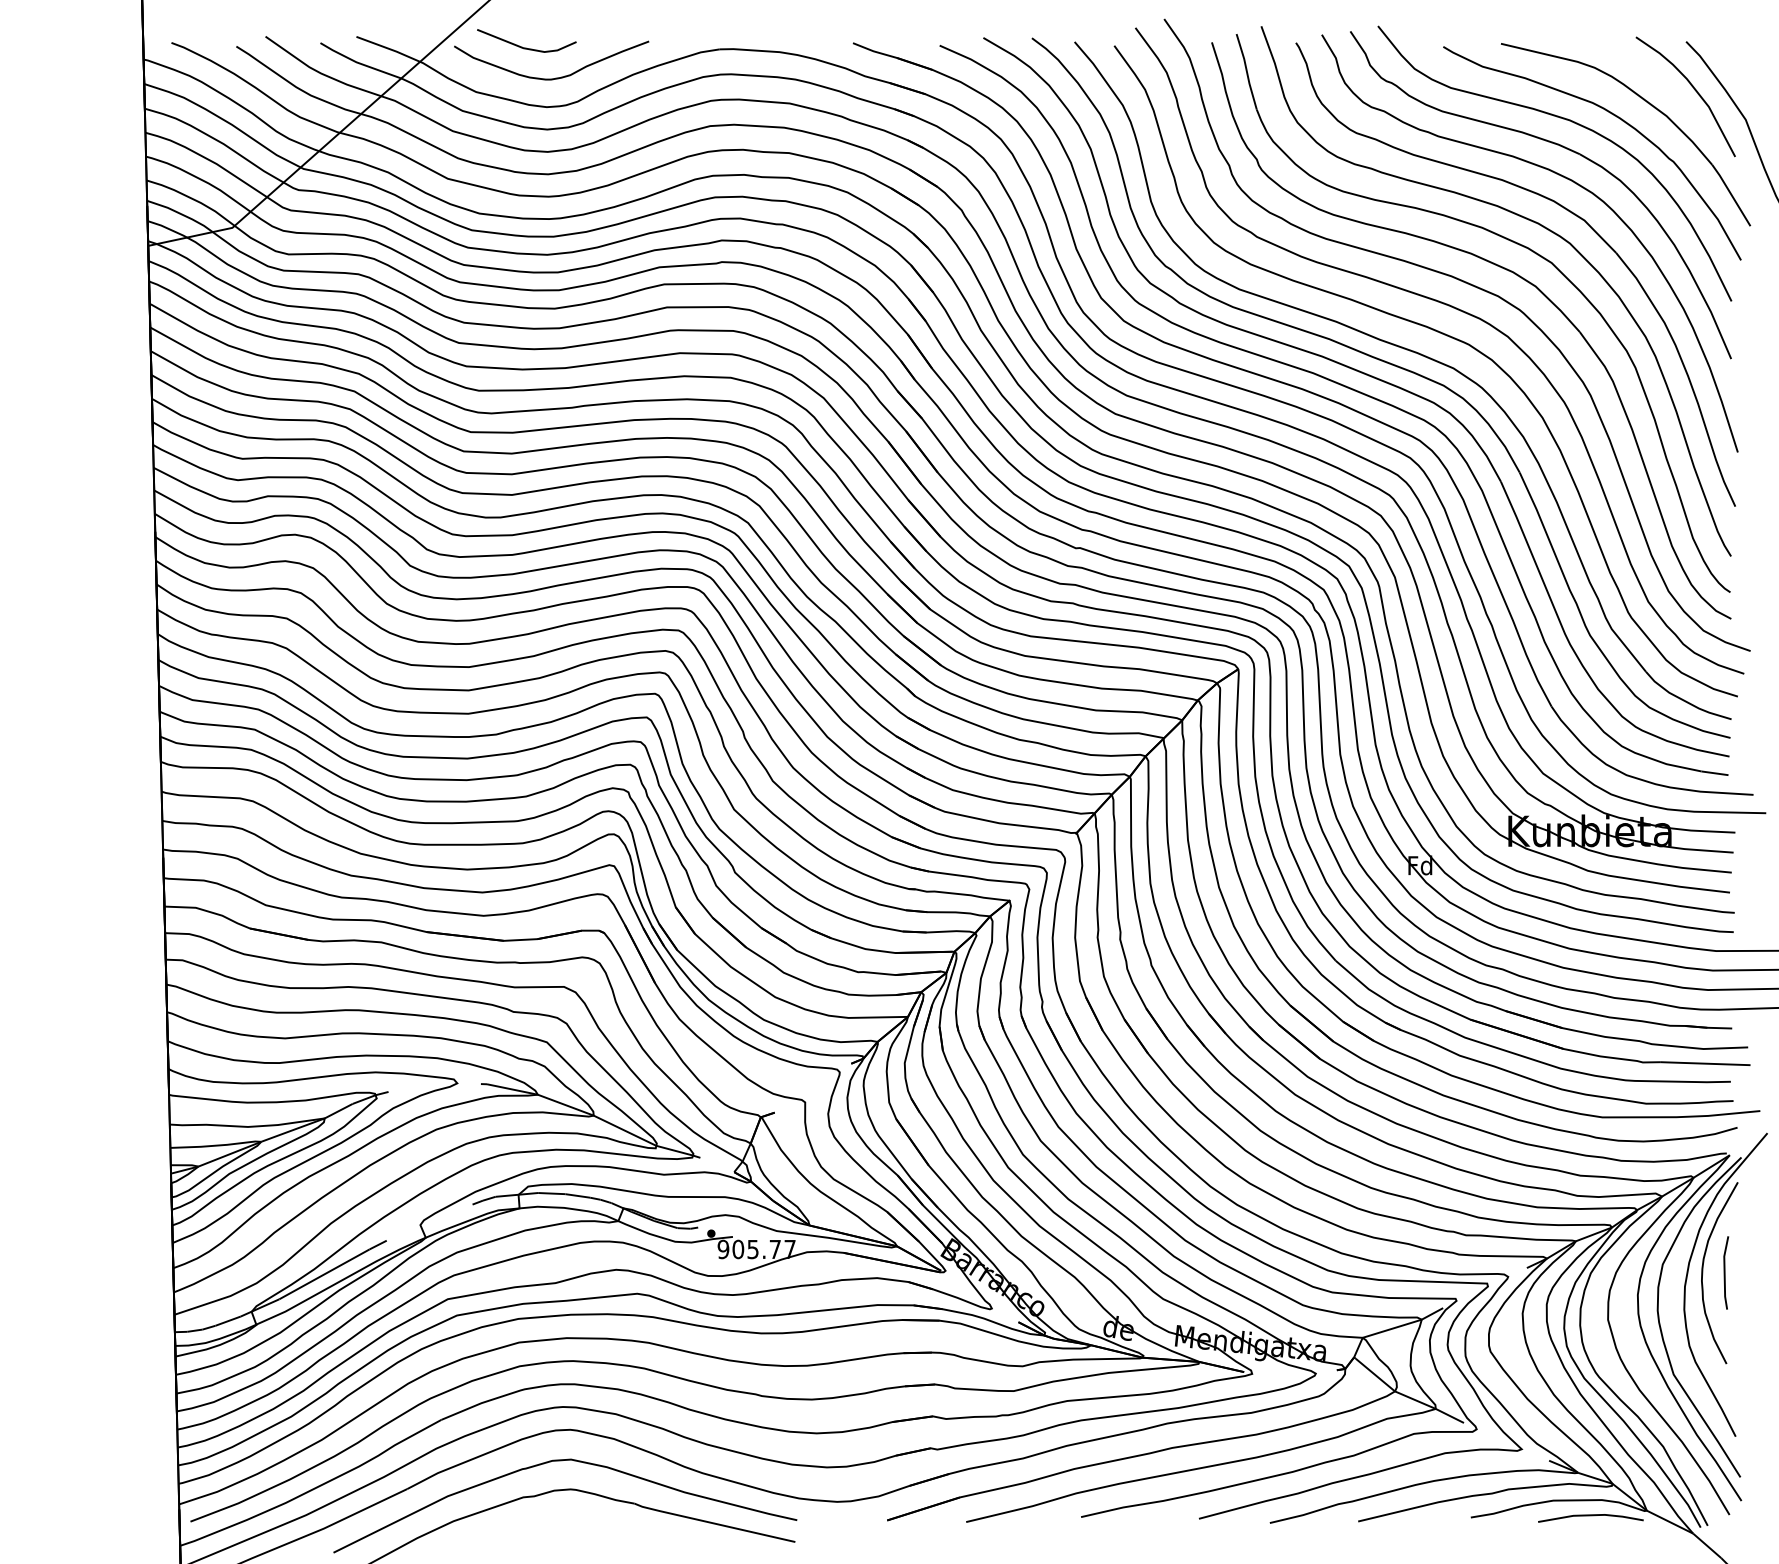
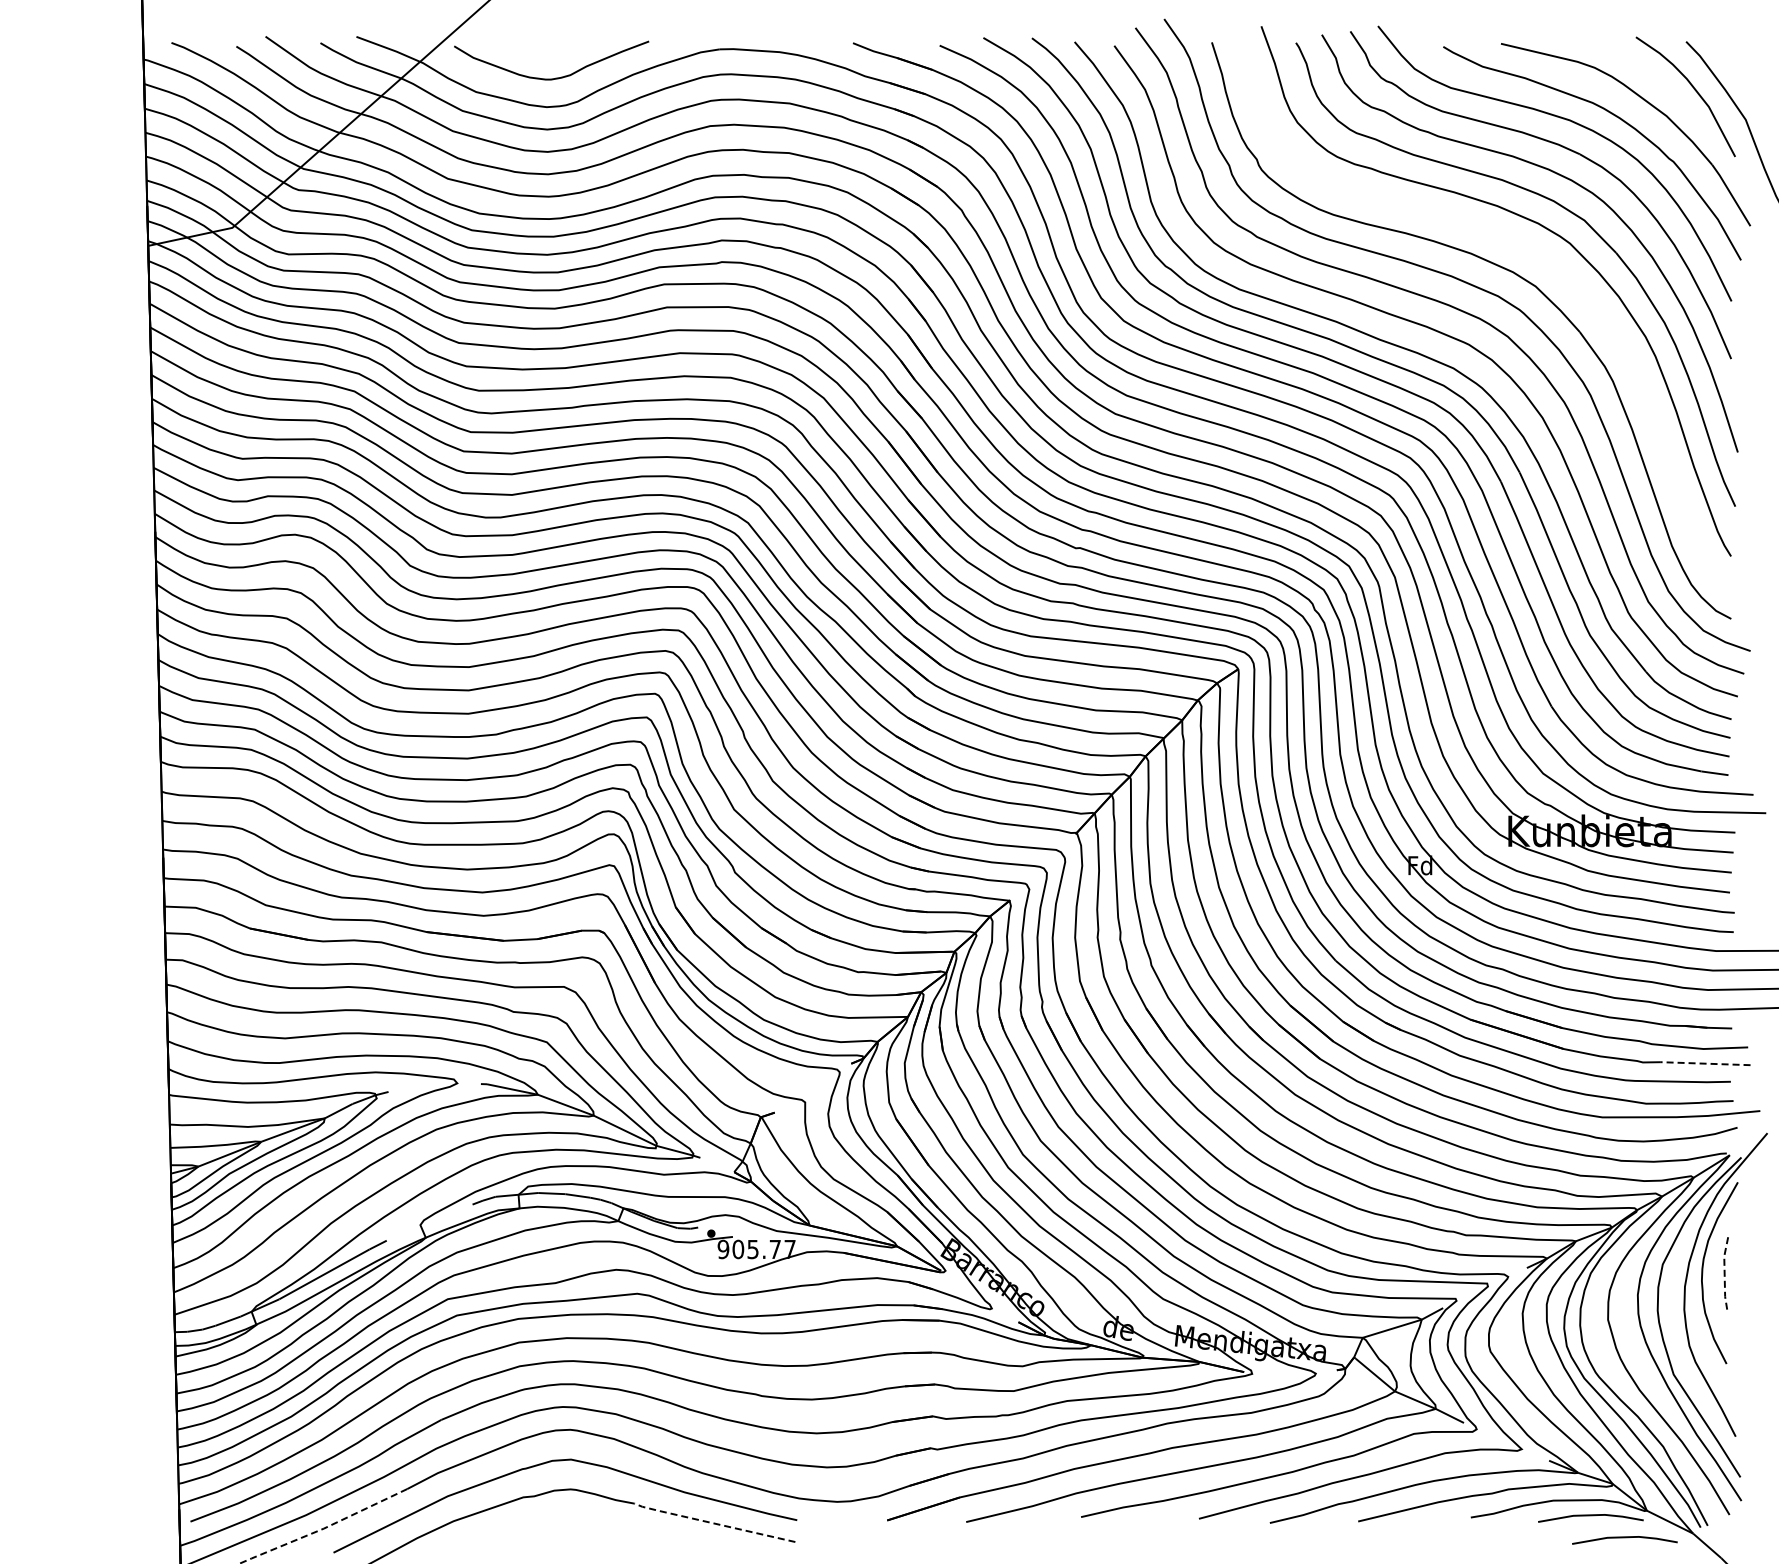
line: present -> none (526, 47)
part: present -> none (1516, 244)
line: solid -> dashed (1705, 1063)
line: solid -> dashed (1724, 1273)
line: solid -> dashed (712, 1523)
line: solid -> dashed (323, 1528)
line: none -> present (1624, 1538)
